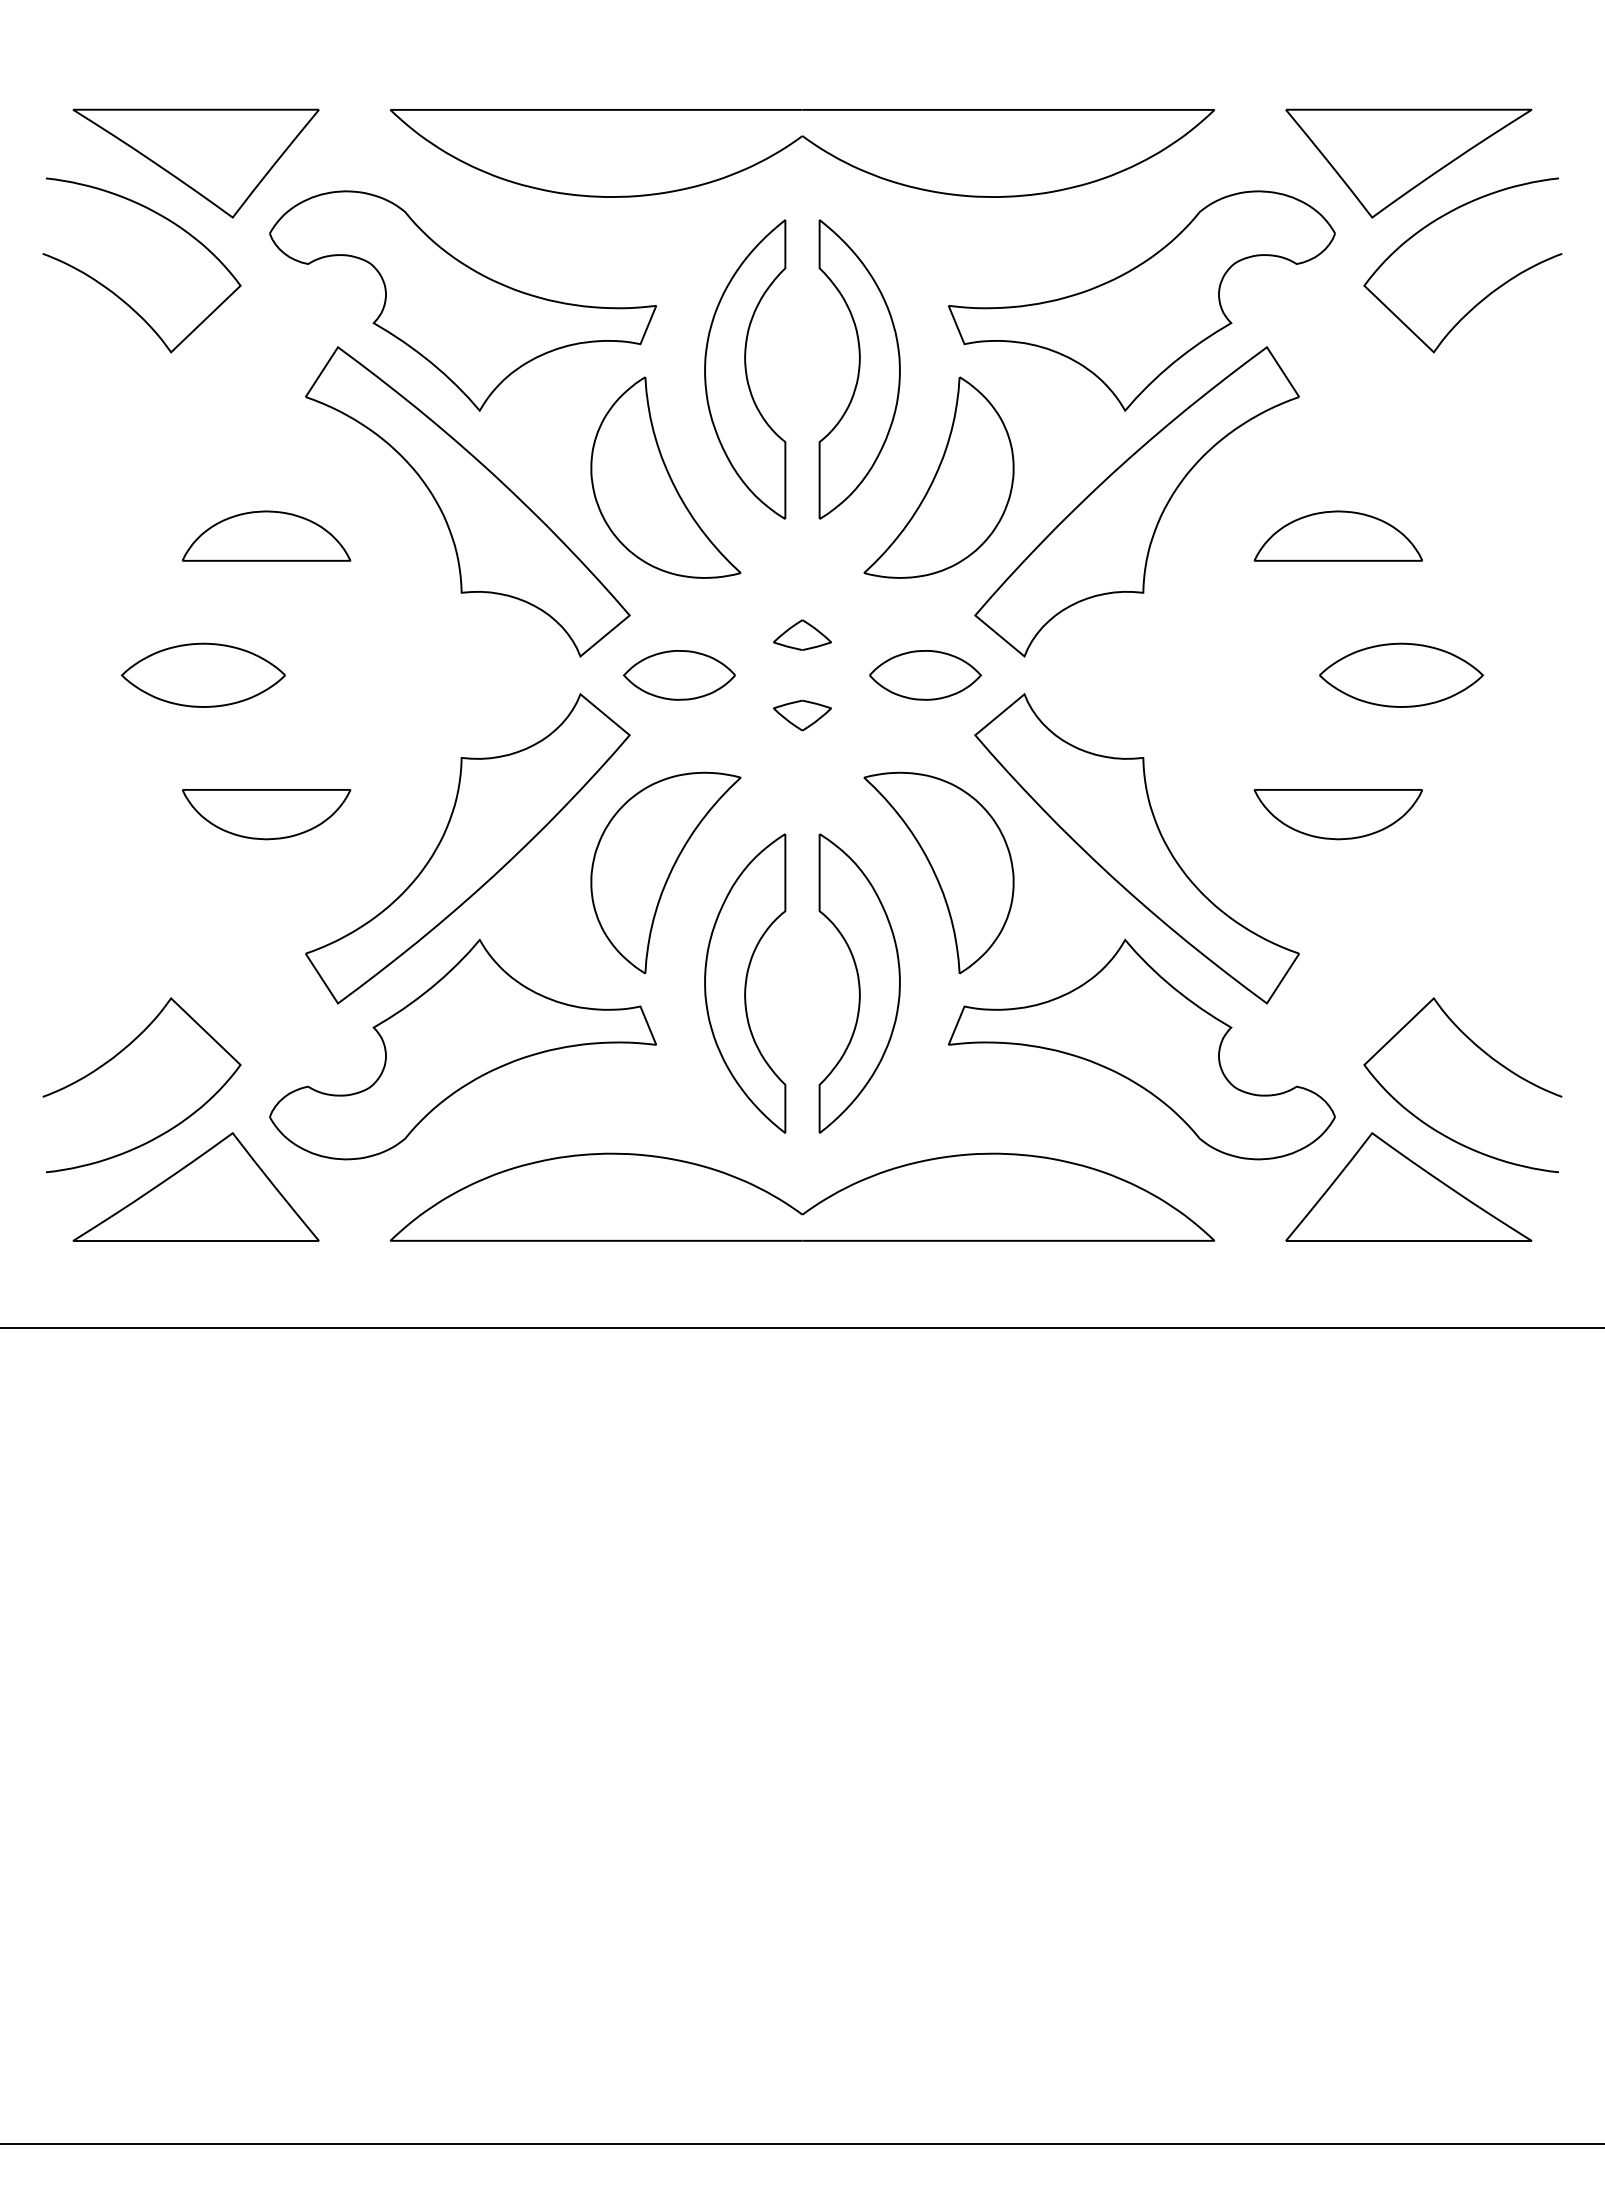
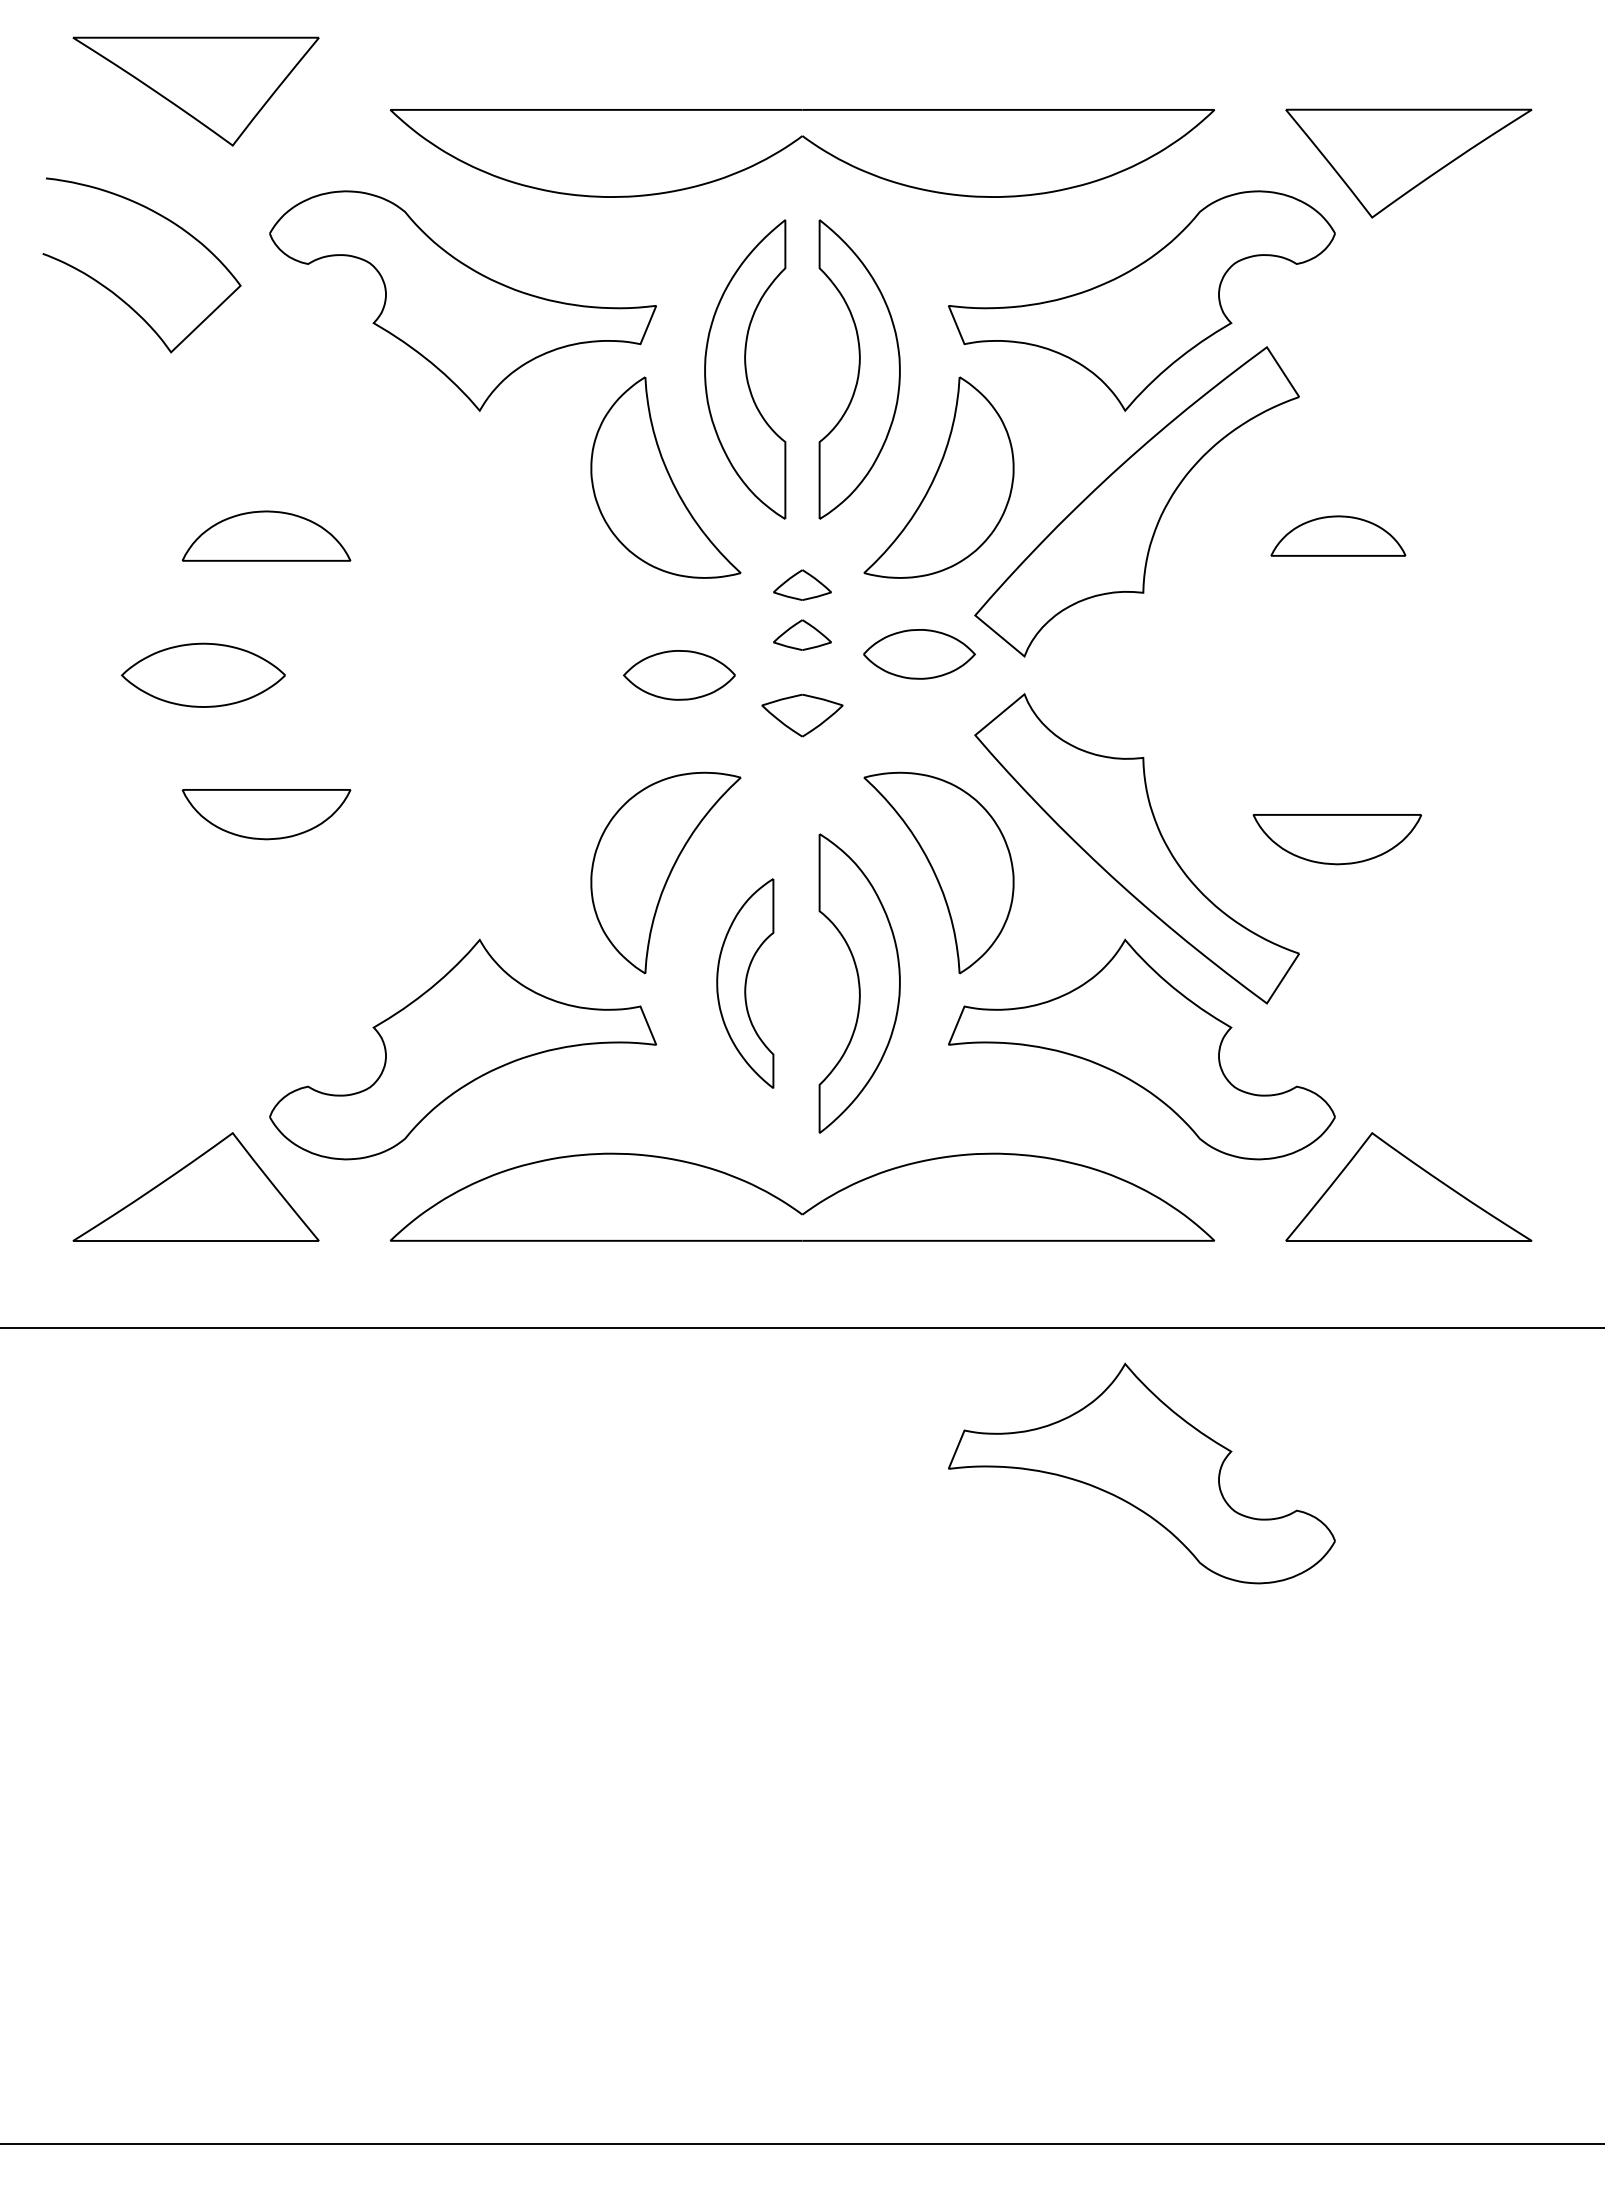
part position: (195, 163) -> (195, 91) (195, 91)
curve: present -> none (1486, 295)
part: present -> none (467, 501)
part size: 171x52 px -> 137x42 px (1338, 535)
part: none -> present (802, 584)
part: present -> none (1401, 674)
part position: (925, 675) -> (919, 654) (919, 654)
part size: 59x33 px -> 83x45 px (802, 715)
part position: (1338, 814) -> (1337, 839) (1337, 839)
part: present -> none (467, 848)
part size: 83x301 px -> 59x211 px (745, 983)
curve: present -> none (119, 1054)
curve: present -> none (1485, 1054)
part: none -> present (1141, 1473)
